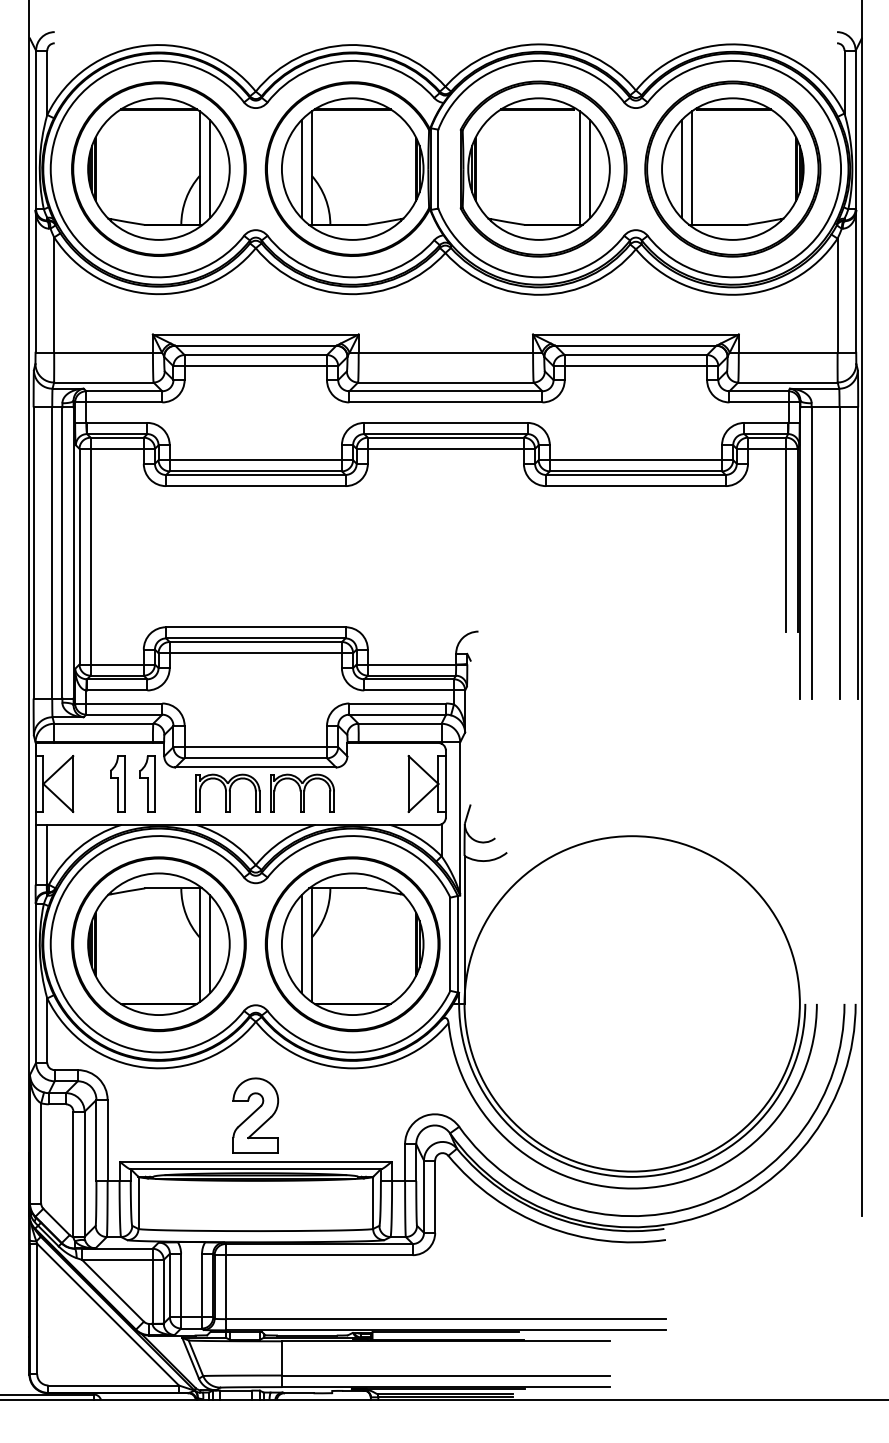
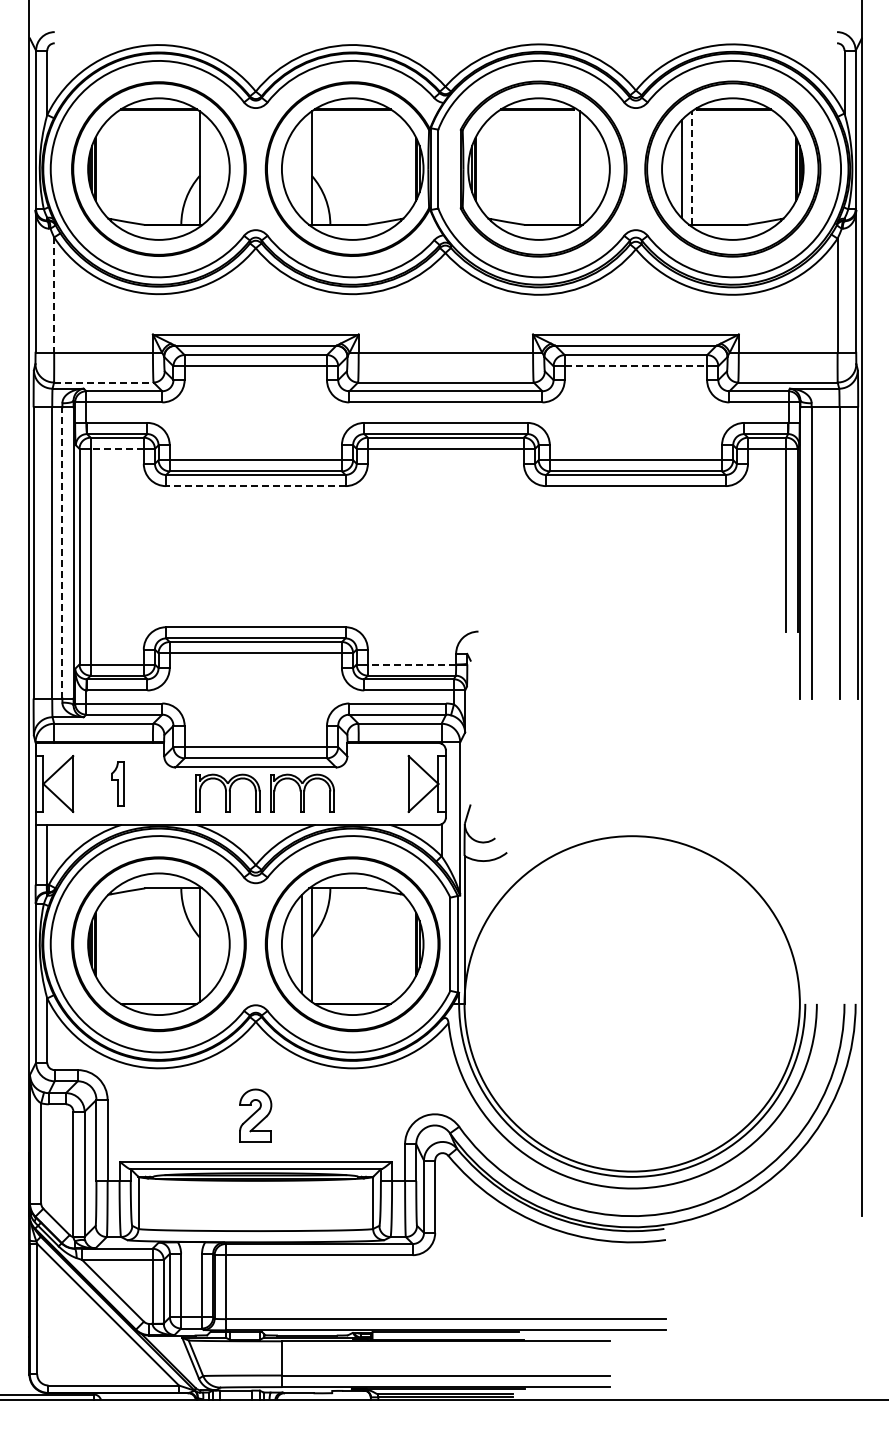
line: solid -> dashed (691, 168)
line: present -> none (210, 169)
line: present -> none (301, 169)
line: present -> none (590, 169)
line: solid -> dashed (54, 295)
line: solid -> dashed (636, 366)
line: solid -> dashed (103, 382)
line: solid -> dashed (117, 448)
line: solid -> dashed (255, 486)
line: solid -> dashed (62, 552)
line: solid -> dashed (411, 664)
part size: 16x58 px -> 14x46 px (117, 783)
part: present -> none (147, 783)
line: present -> none (210, 944)
part size: 47x77 px -> 34x55 px (255, 1115)
